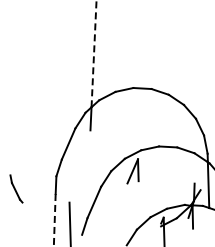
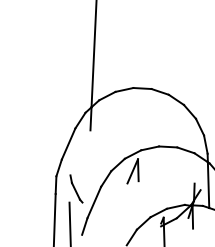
line: dashed -> solid (94, 53)
part position: (16, 188) -> (76, 188) (76, 188)
line: dashed -> solid (54, 220)
